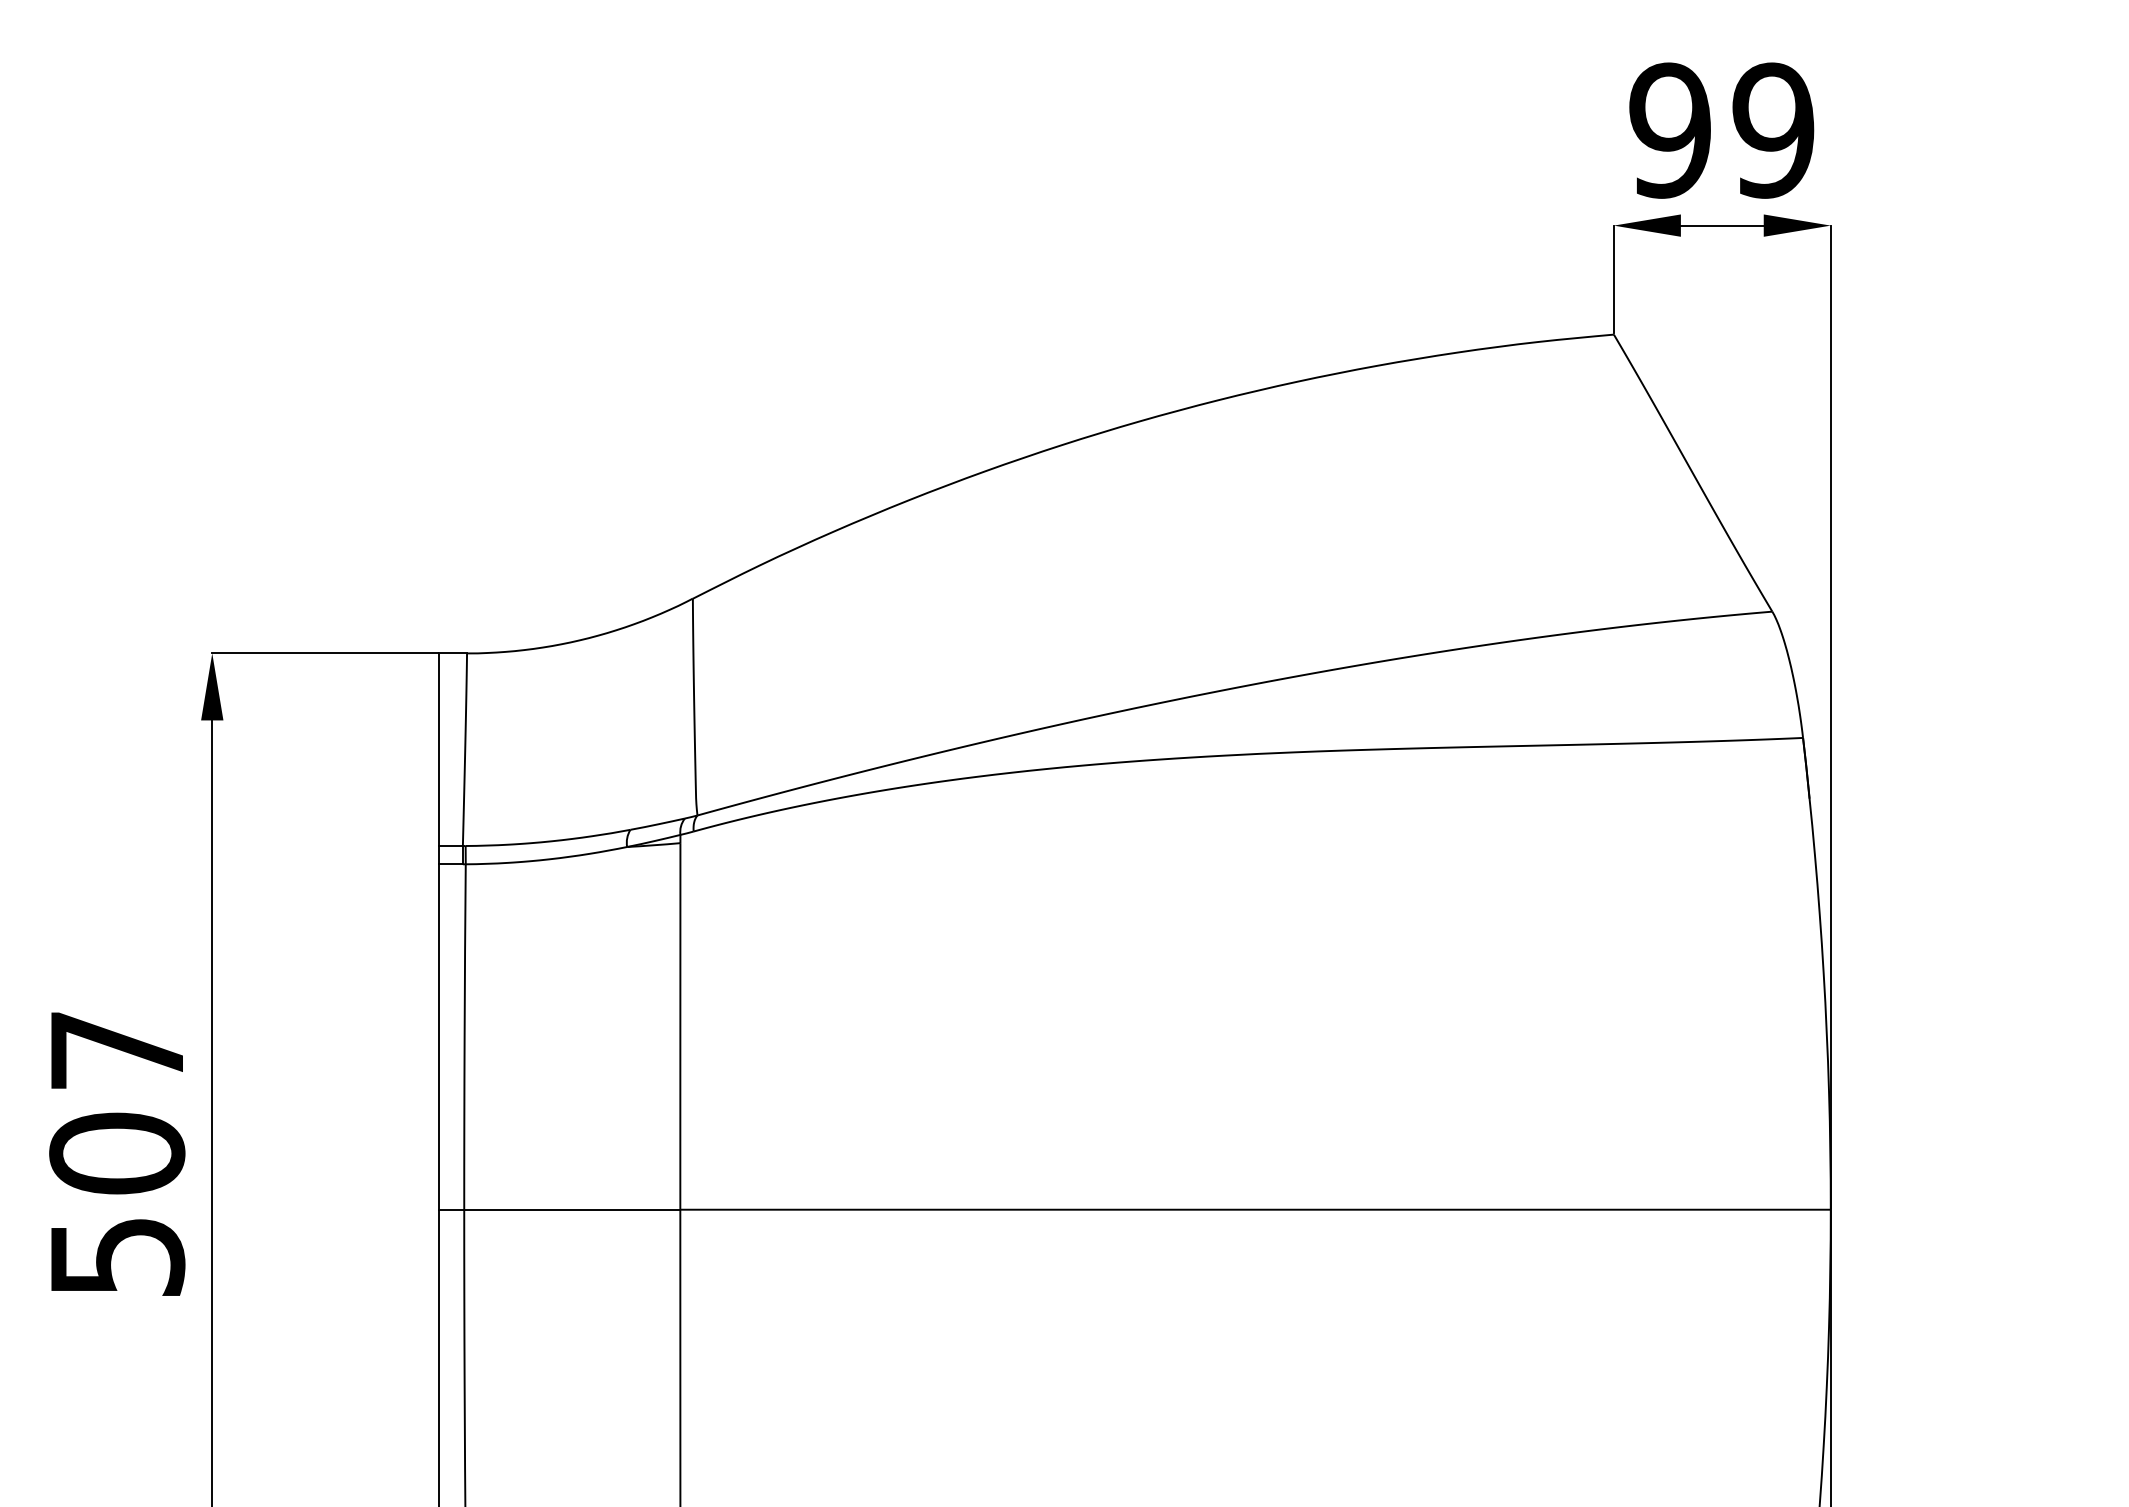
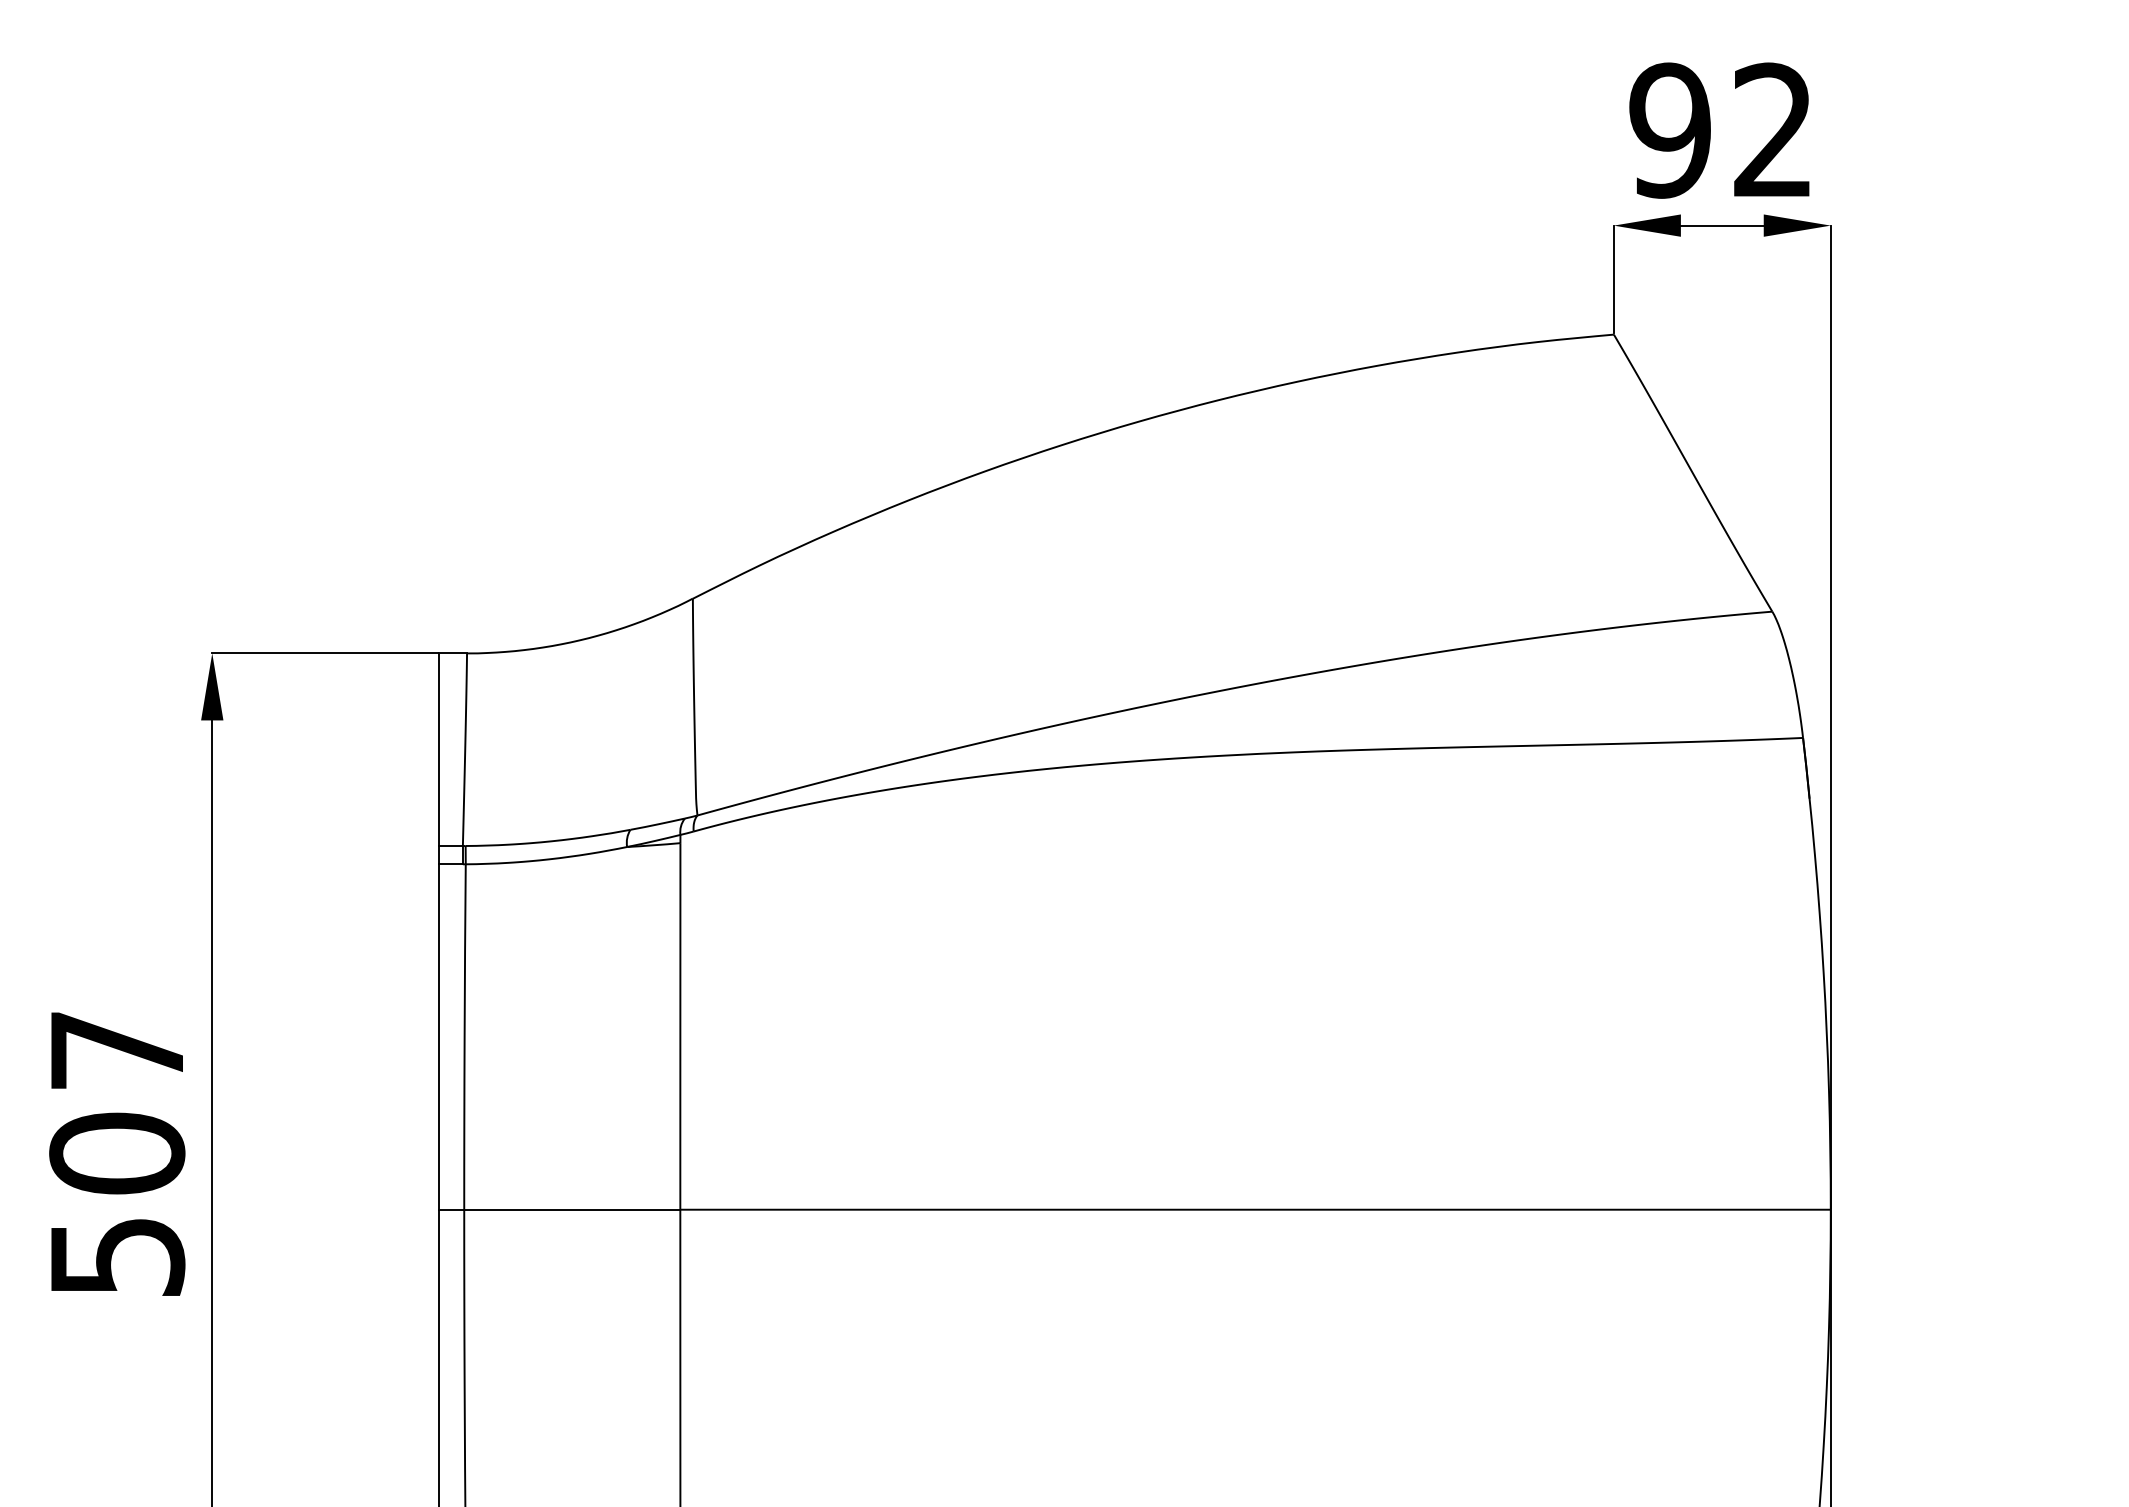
text: 99 -> 92 (1773, 130)
